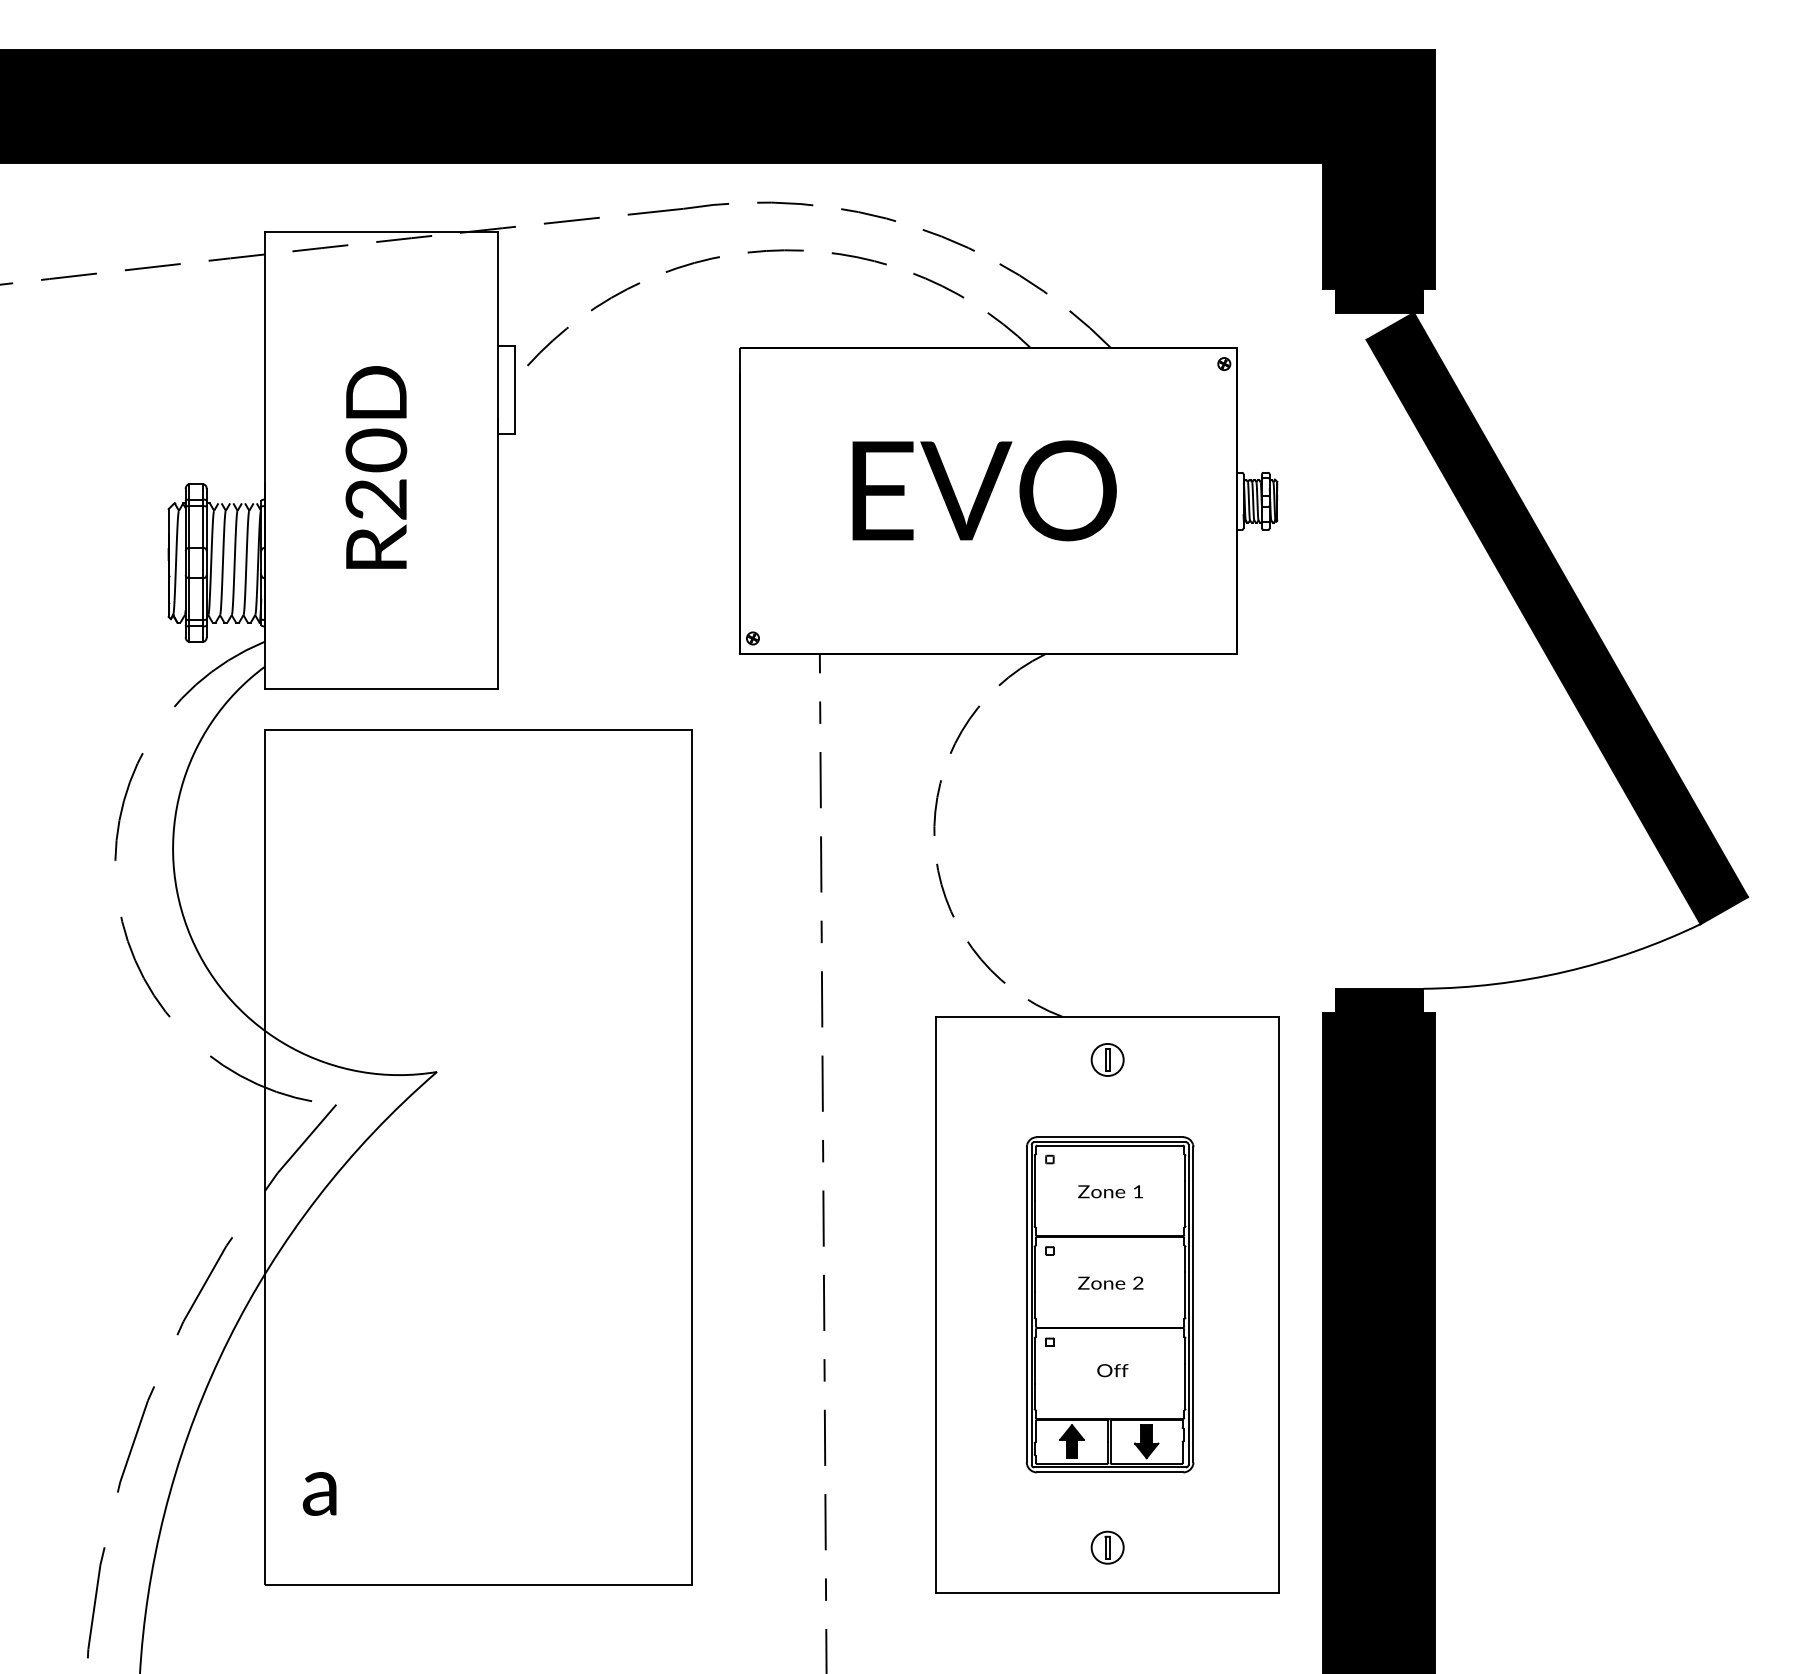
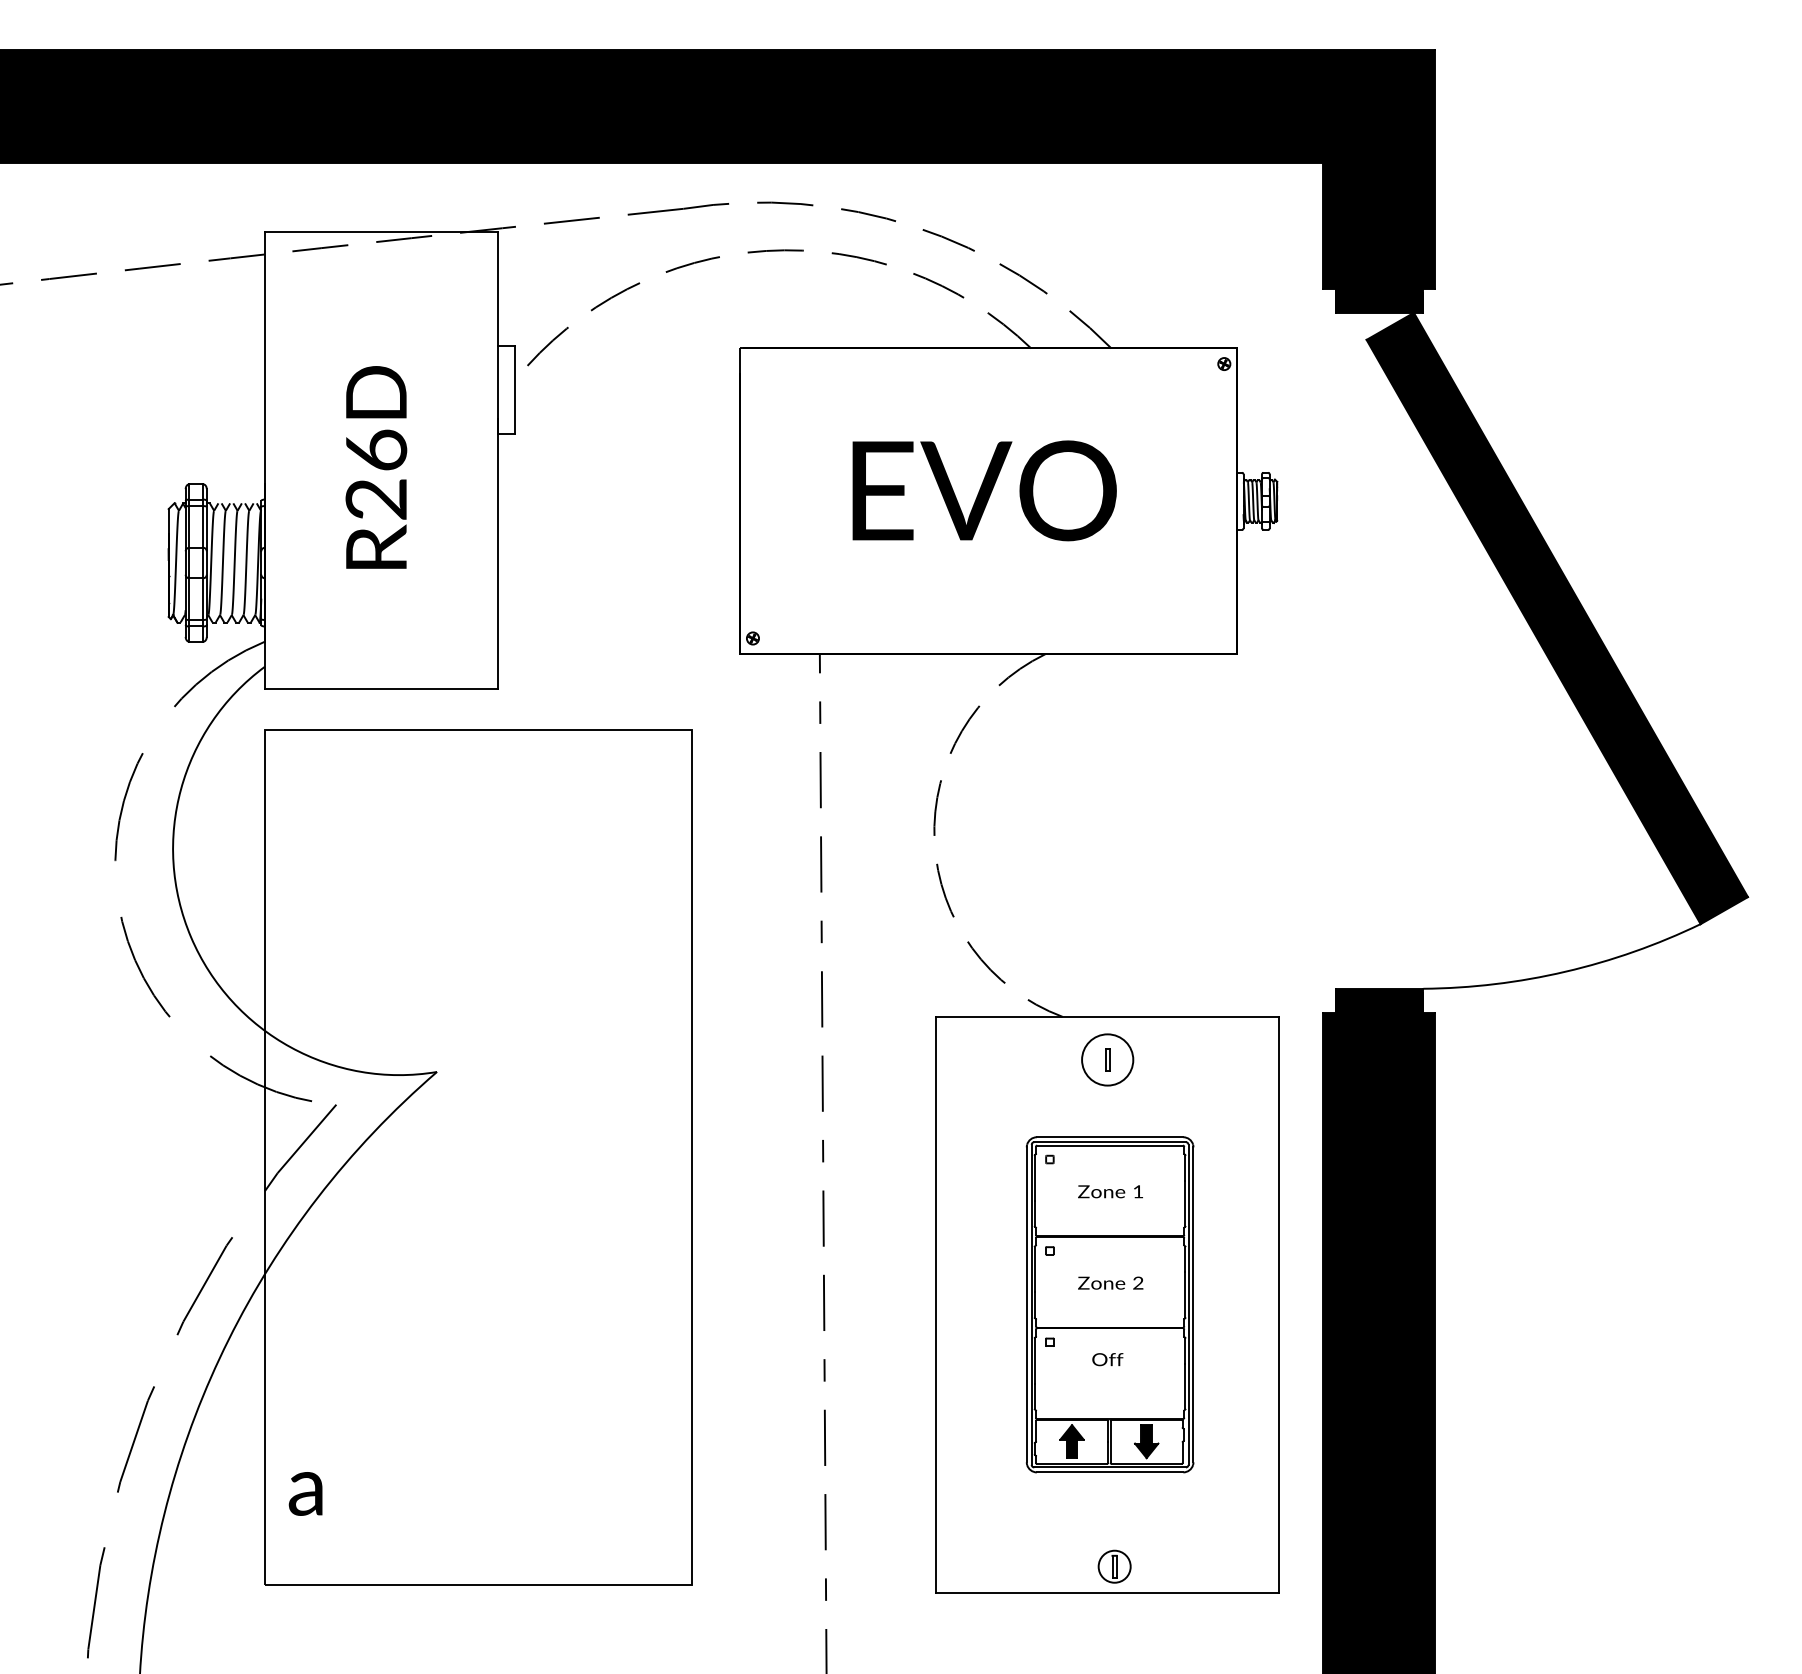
text: R20D -> R26D (375, 450)
circle diameter: 32 px -> 51 px (1107, 1059)
text position: (1112, 1370) -> (1107, 1359) (1107, 1359)
text position: (319, 1493) -> (305, 1493) (305, 1493)
part position: (1107, 1547) -> (1114, 1566) (1114, 1566)
